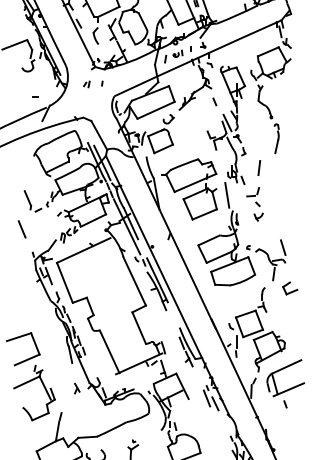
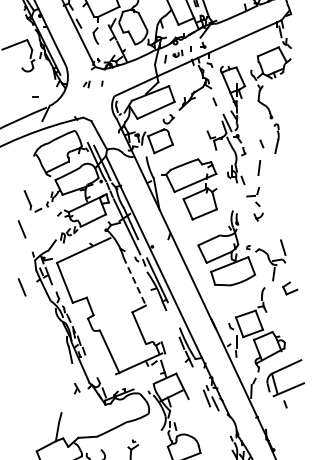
line: none -> present (261, 143)
line: present -> none (227, 194)
line: solid -> dashed (134, 281)
line: none -> present (21, 287)
part: present -> none (30, 376)
